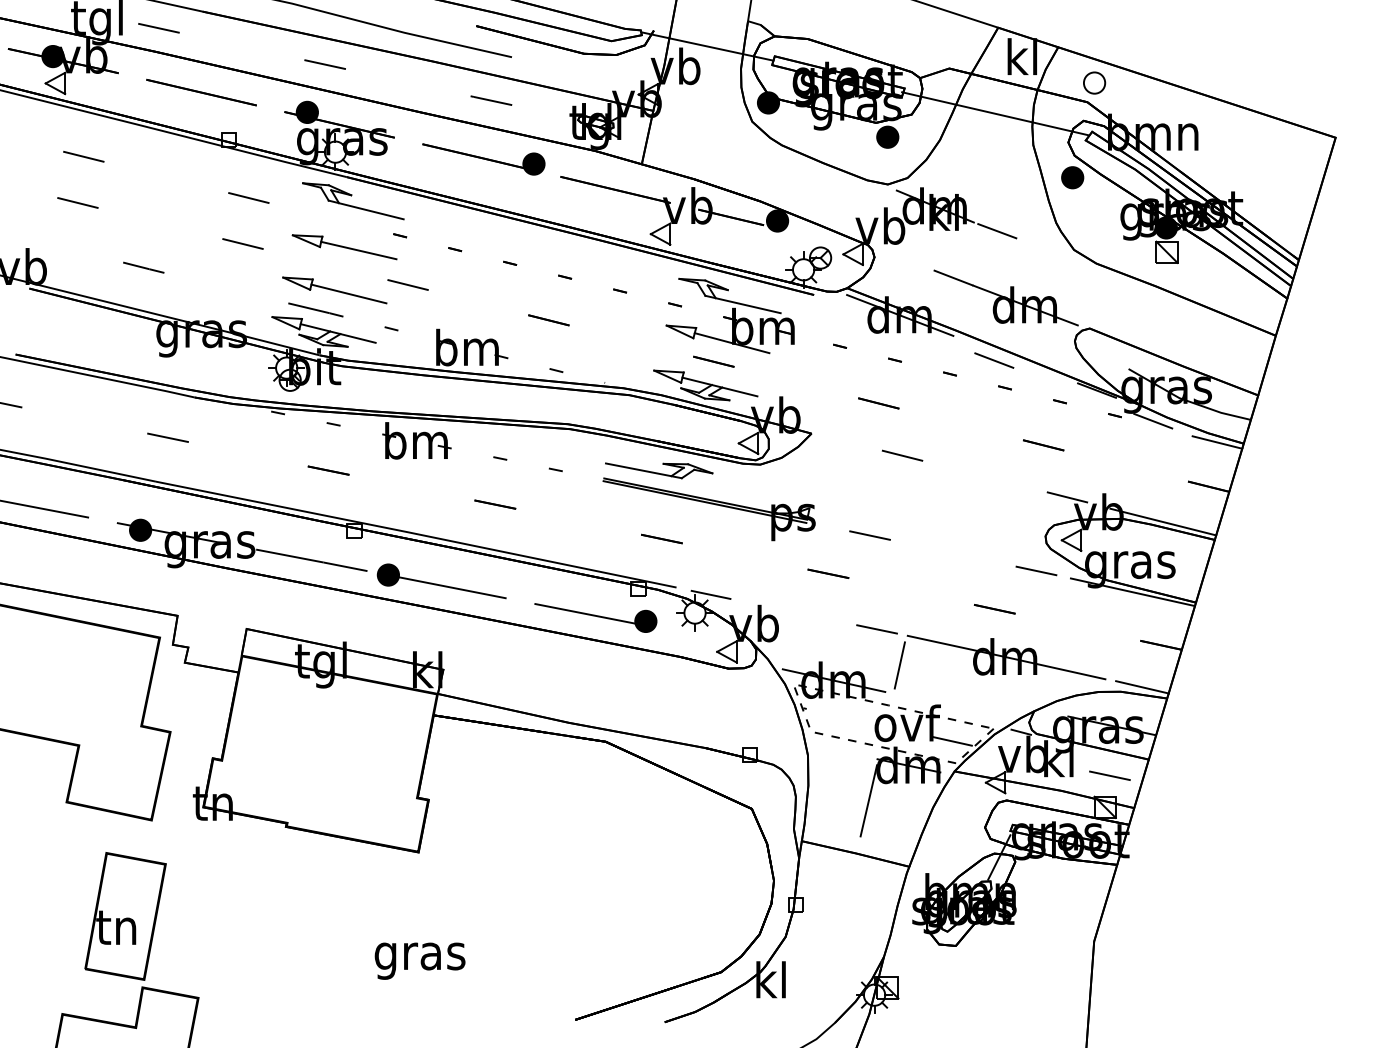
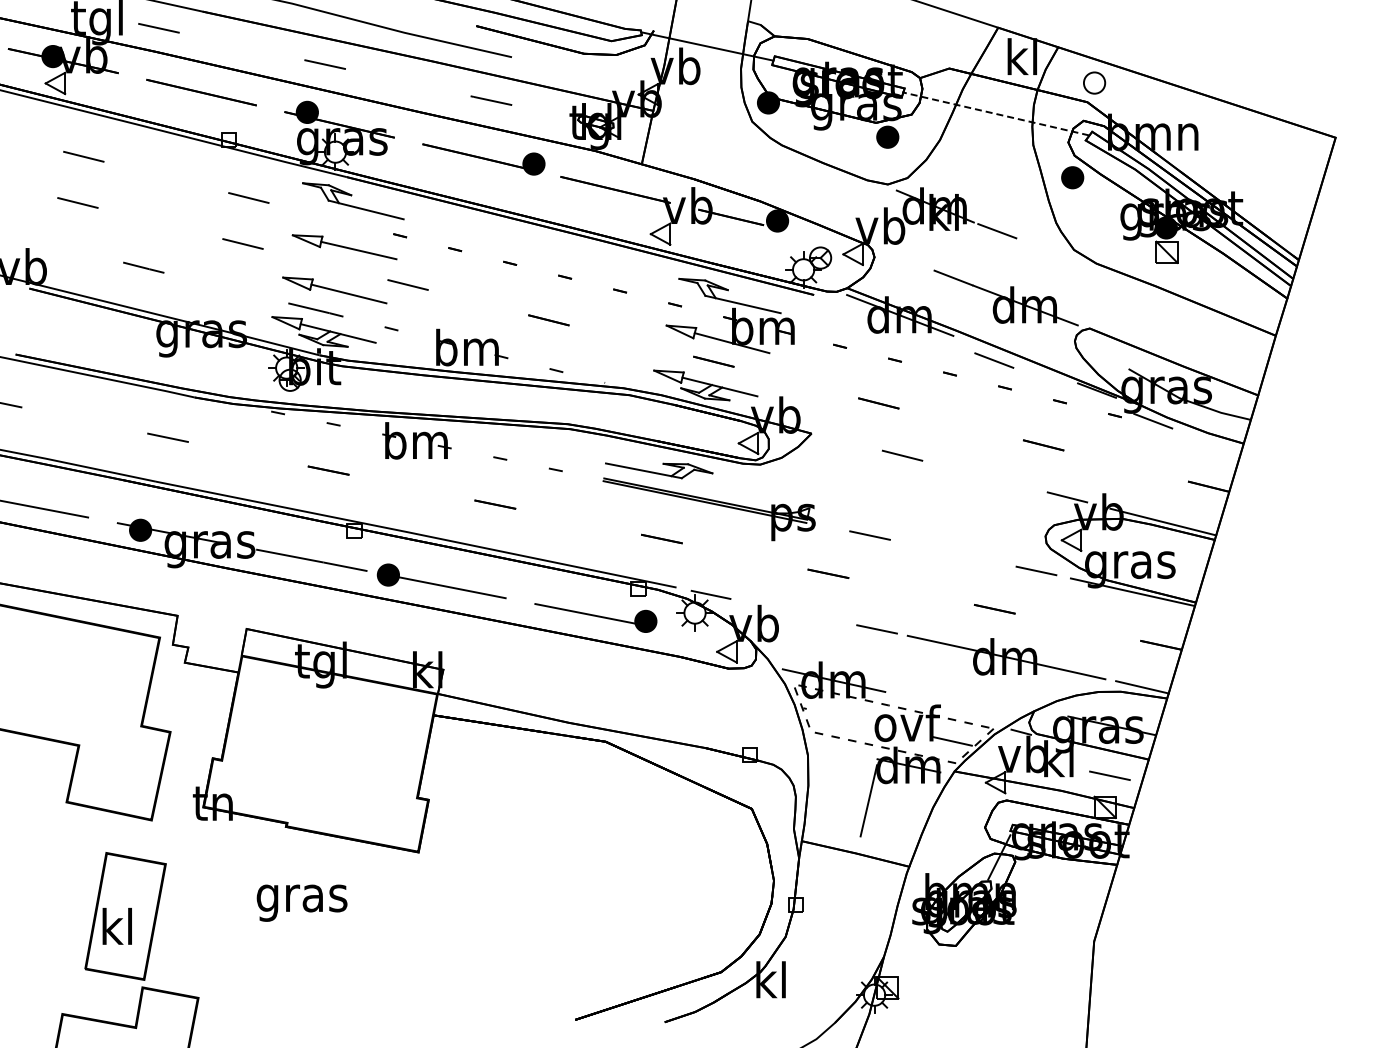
line: solid -> dashed (995, 113)
line: present -> none (1217, 442)
line: present -> none (899, 665)
text: tn -> kl (116, 925)
text position: (419, 960) -> (301, 902) (301, 902)
